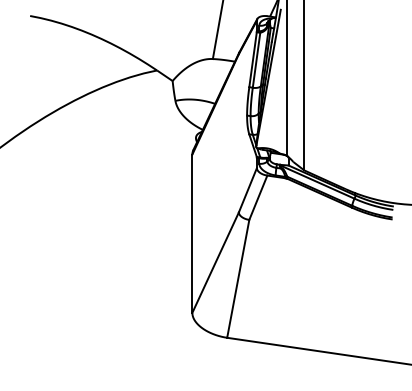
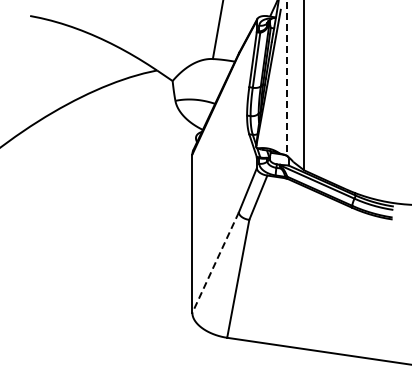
line: solid -> dashed (286, 77)
line: solid -> dashed (215, 263)
